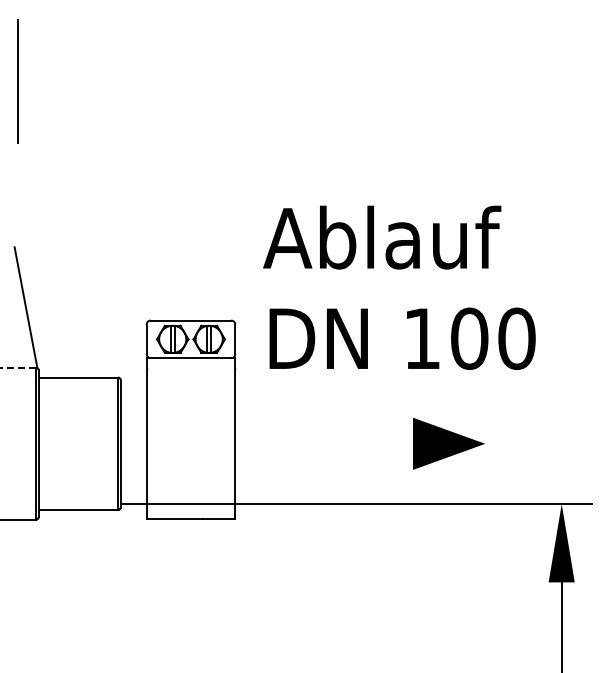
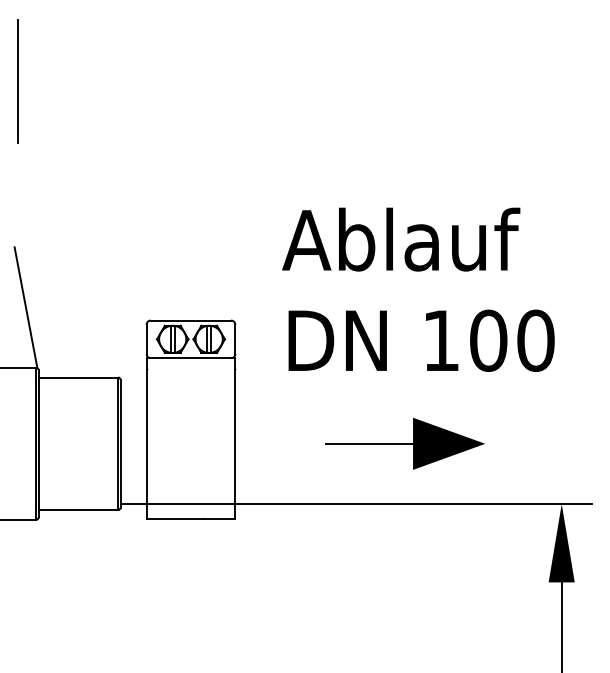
text position: (399, 287) -> (418, 289) (418, 289)
line: dashed -> solid (18, 367)
line: none -> present (369, 443)
